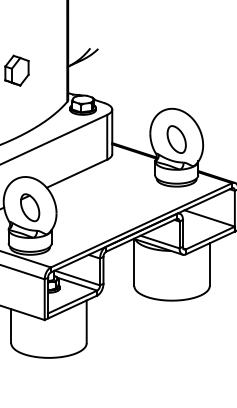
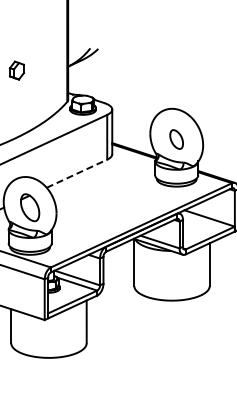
part size: 26x33 px -> 17x21 px (16, 70)
part size: 21x29 px -> 15x21 px (176, 139)
line: solid -> dashed (77, 173)
